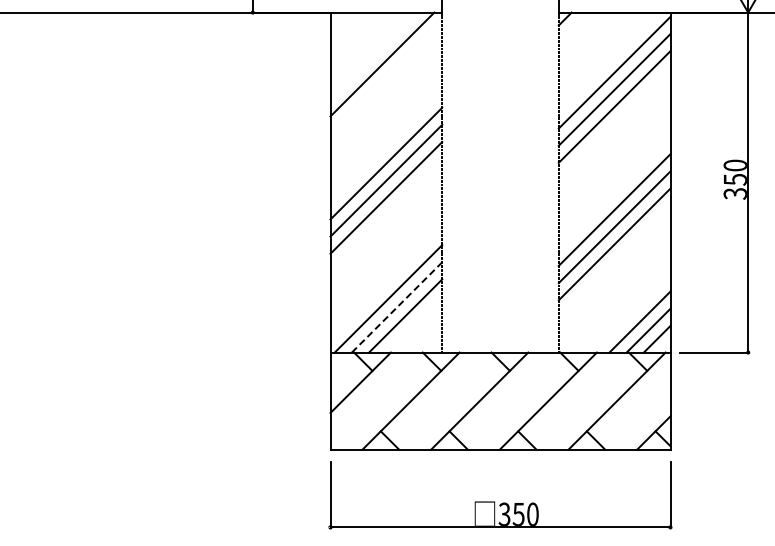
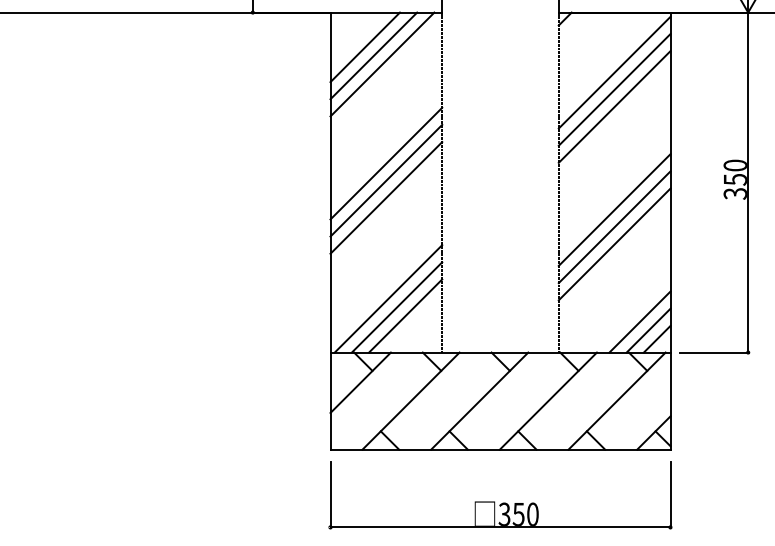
line: none -> present (364, 47)
line: none -> present (373, 55)
line: dashed -> solid (397, 307)
